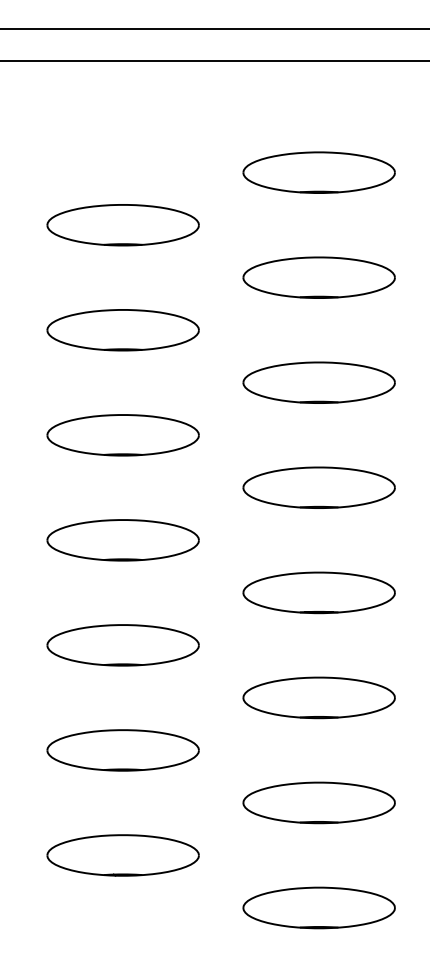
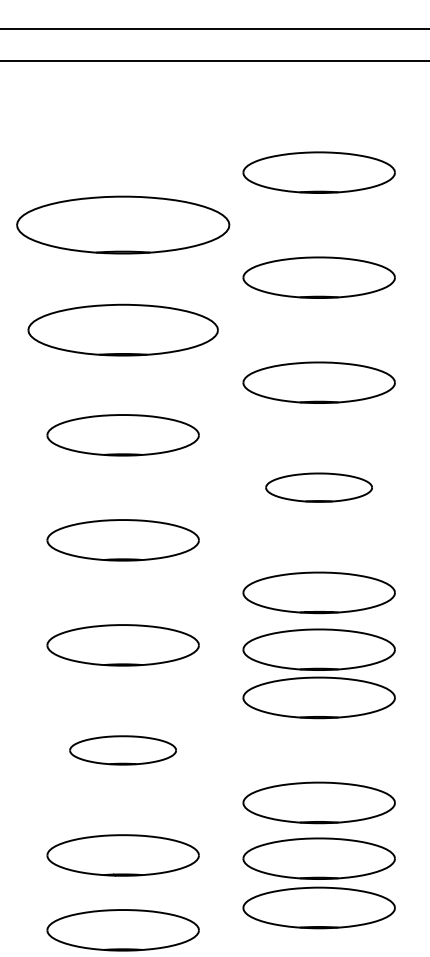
part size: 154x43 px -> 215x60 px (123, 224)
part size: 154x43 px -> 192x54 px (122, 329)
part size: 154x43 px -> 108x31 px (318, 487)
part: none -> present (318, 649)
part size: 154x43 px -> 108x31 px (122, 750)
part: none -> present (318, 858)
part: none -> present (122, 930)
